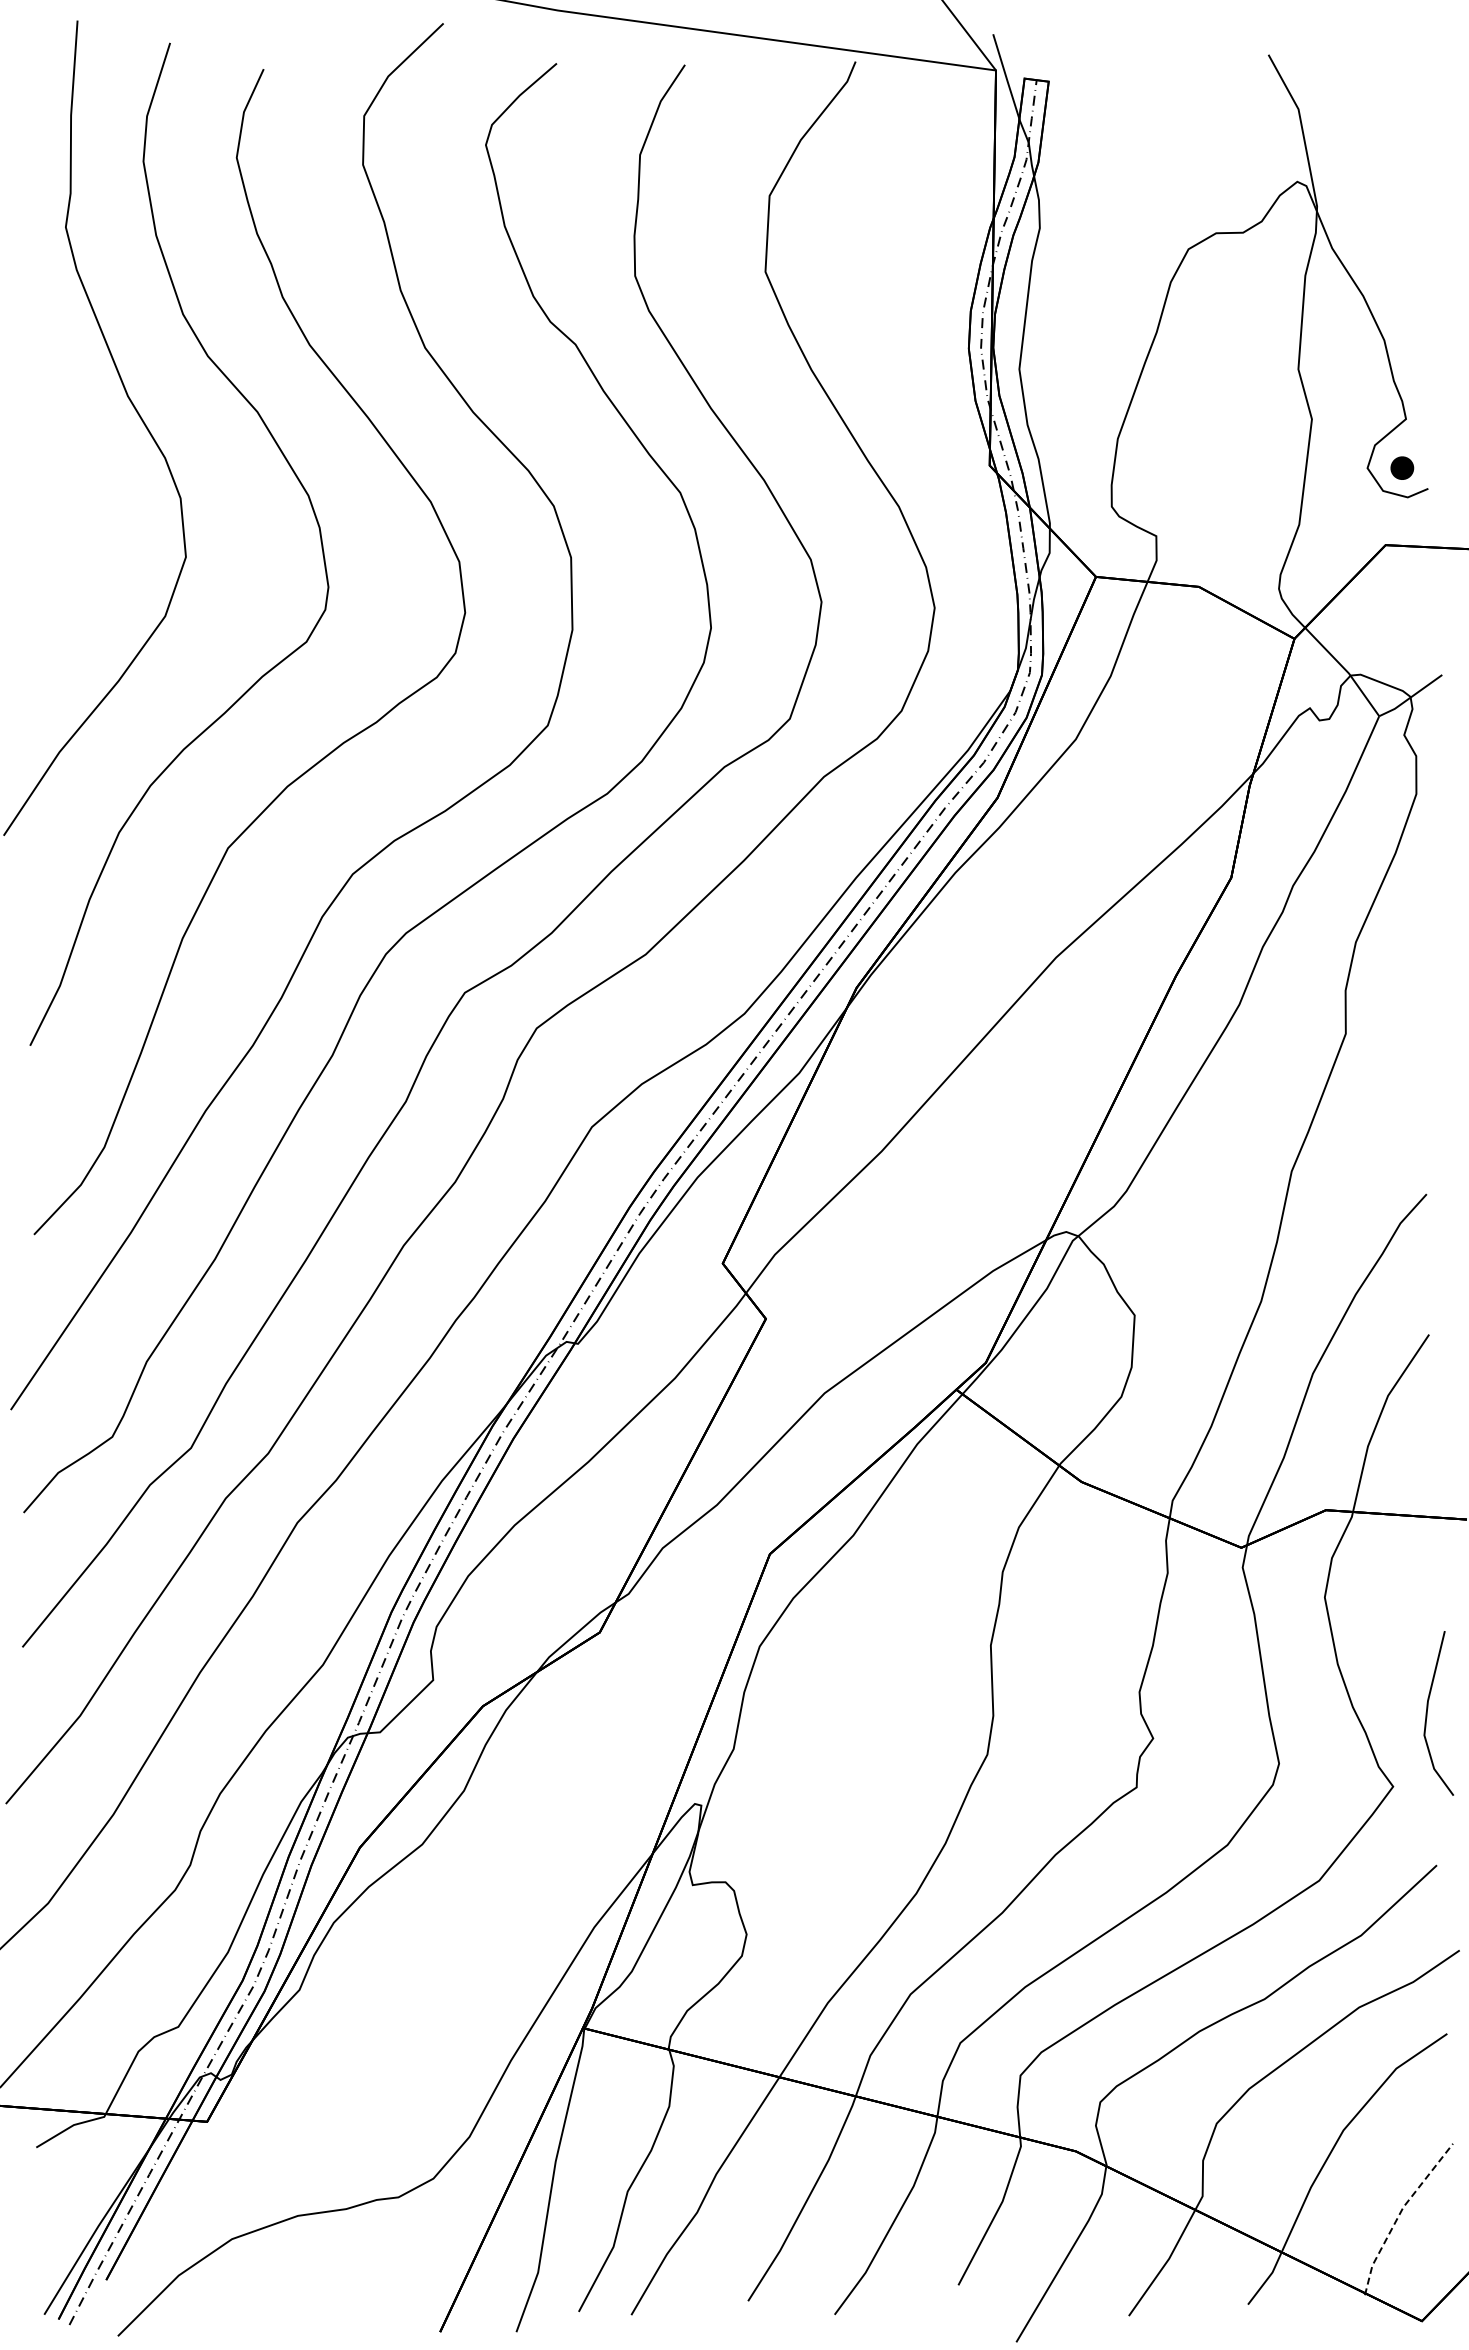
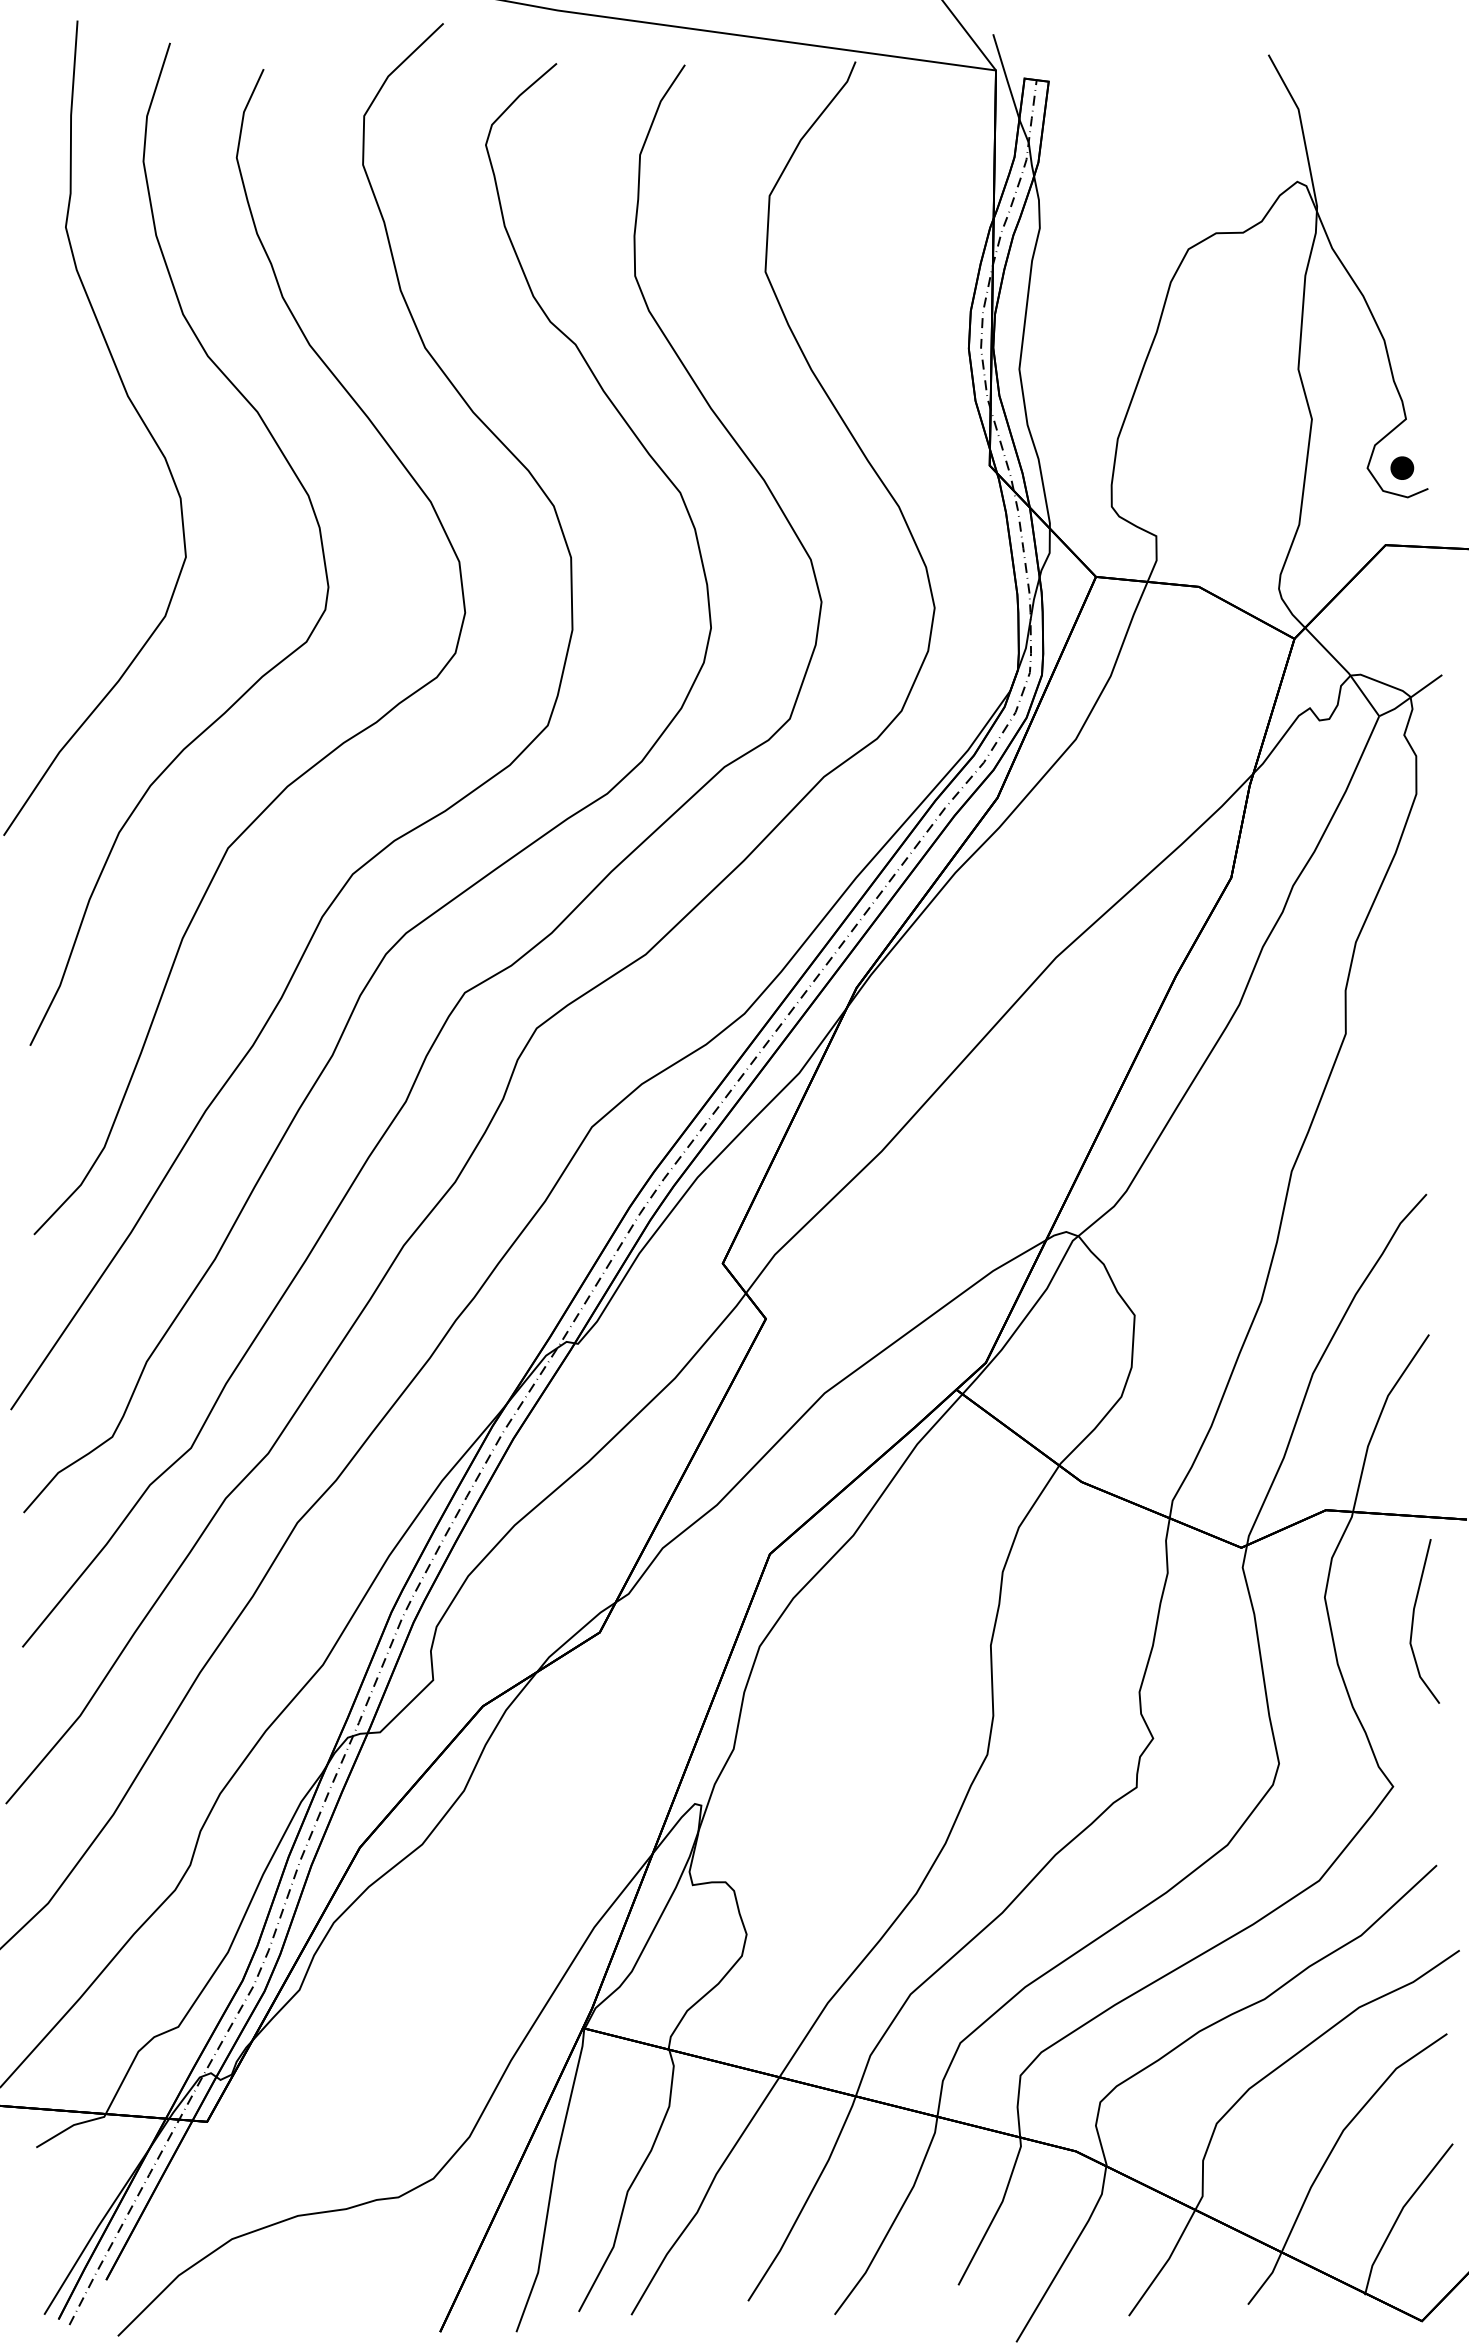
line position: (1427, 1713) -> (1413, 1621) (1413, 1621)
line: dashed -> solid (1399, 2214)
